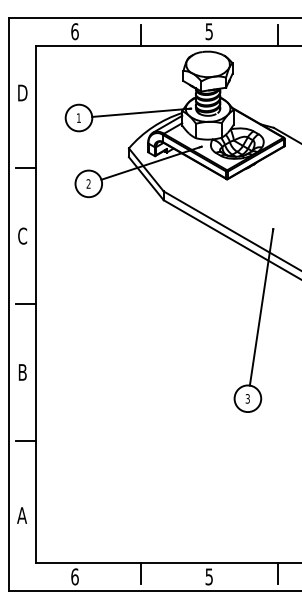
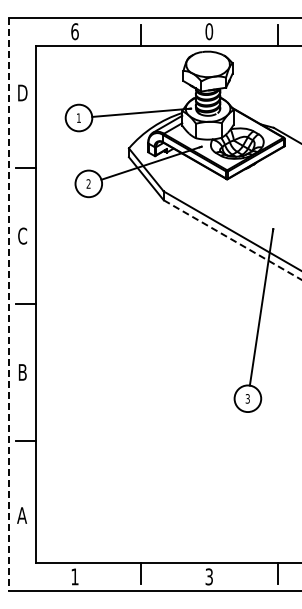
text: 5 -> 0 (209, 31)
line: solid -> dashed (232, 240)
line: solid -> dashed (9, 304)
text: 6 -> 1 (74, 576)
text: 5 -> 3 (209, 576)
